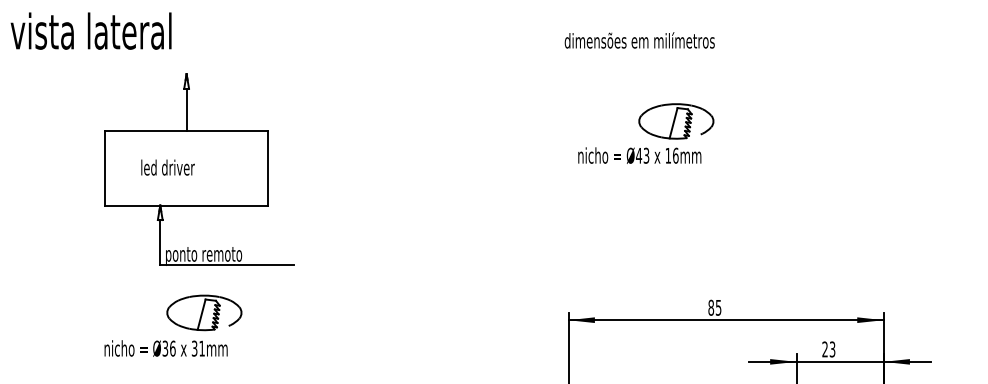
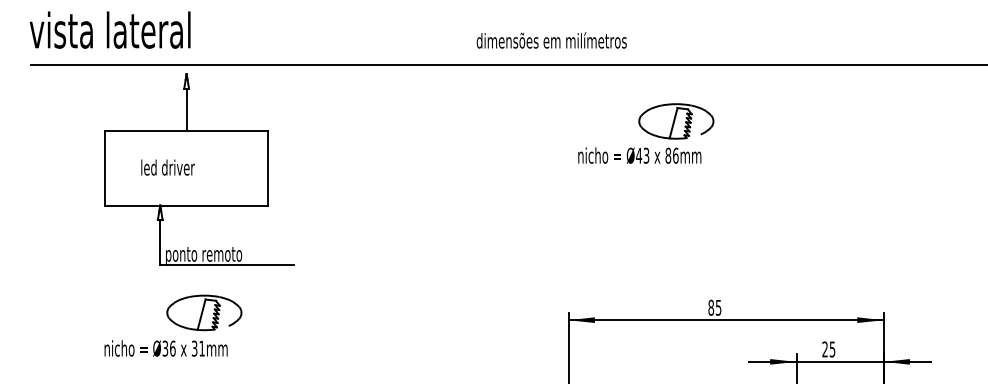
text position: (90, 30) -> (109, 29) (109, 29)
text position: (639, 40) -> (551, 40) (551, 40)
line: none -> present (507, 65)
text: 16mm -> 86mm (668, 155)
text: 23 -> 25 (832, 348)
